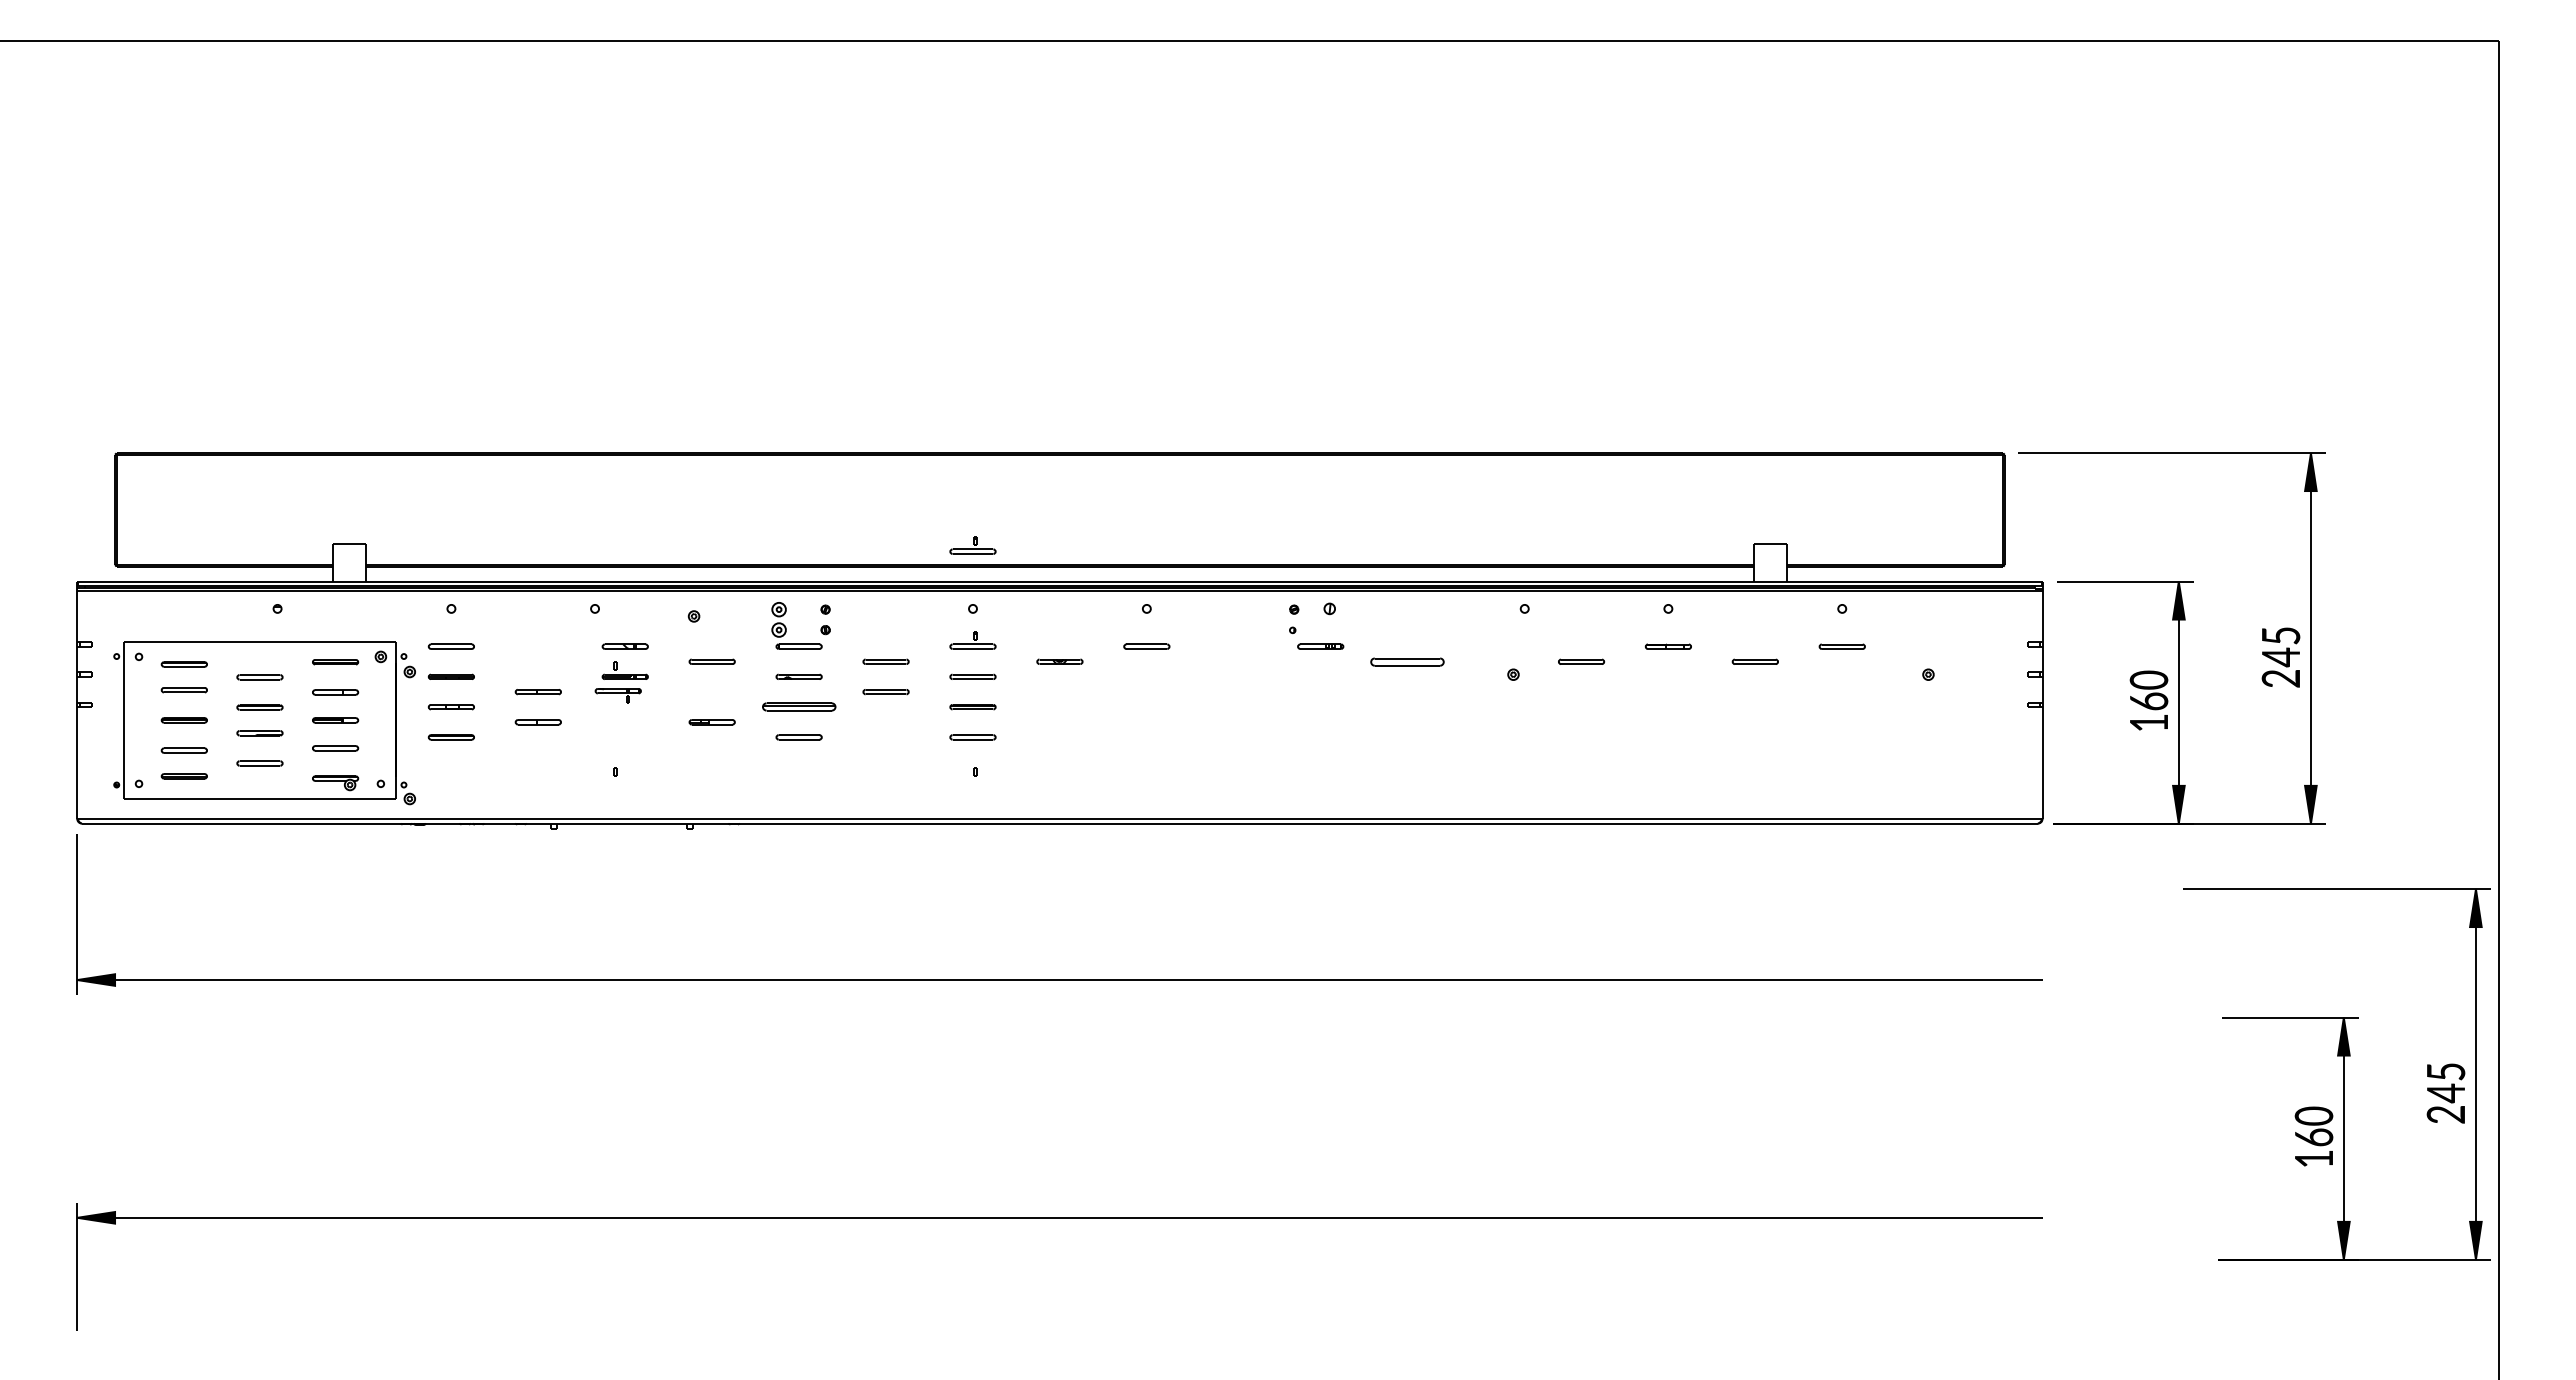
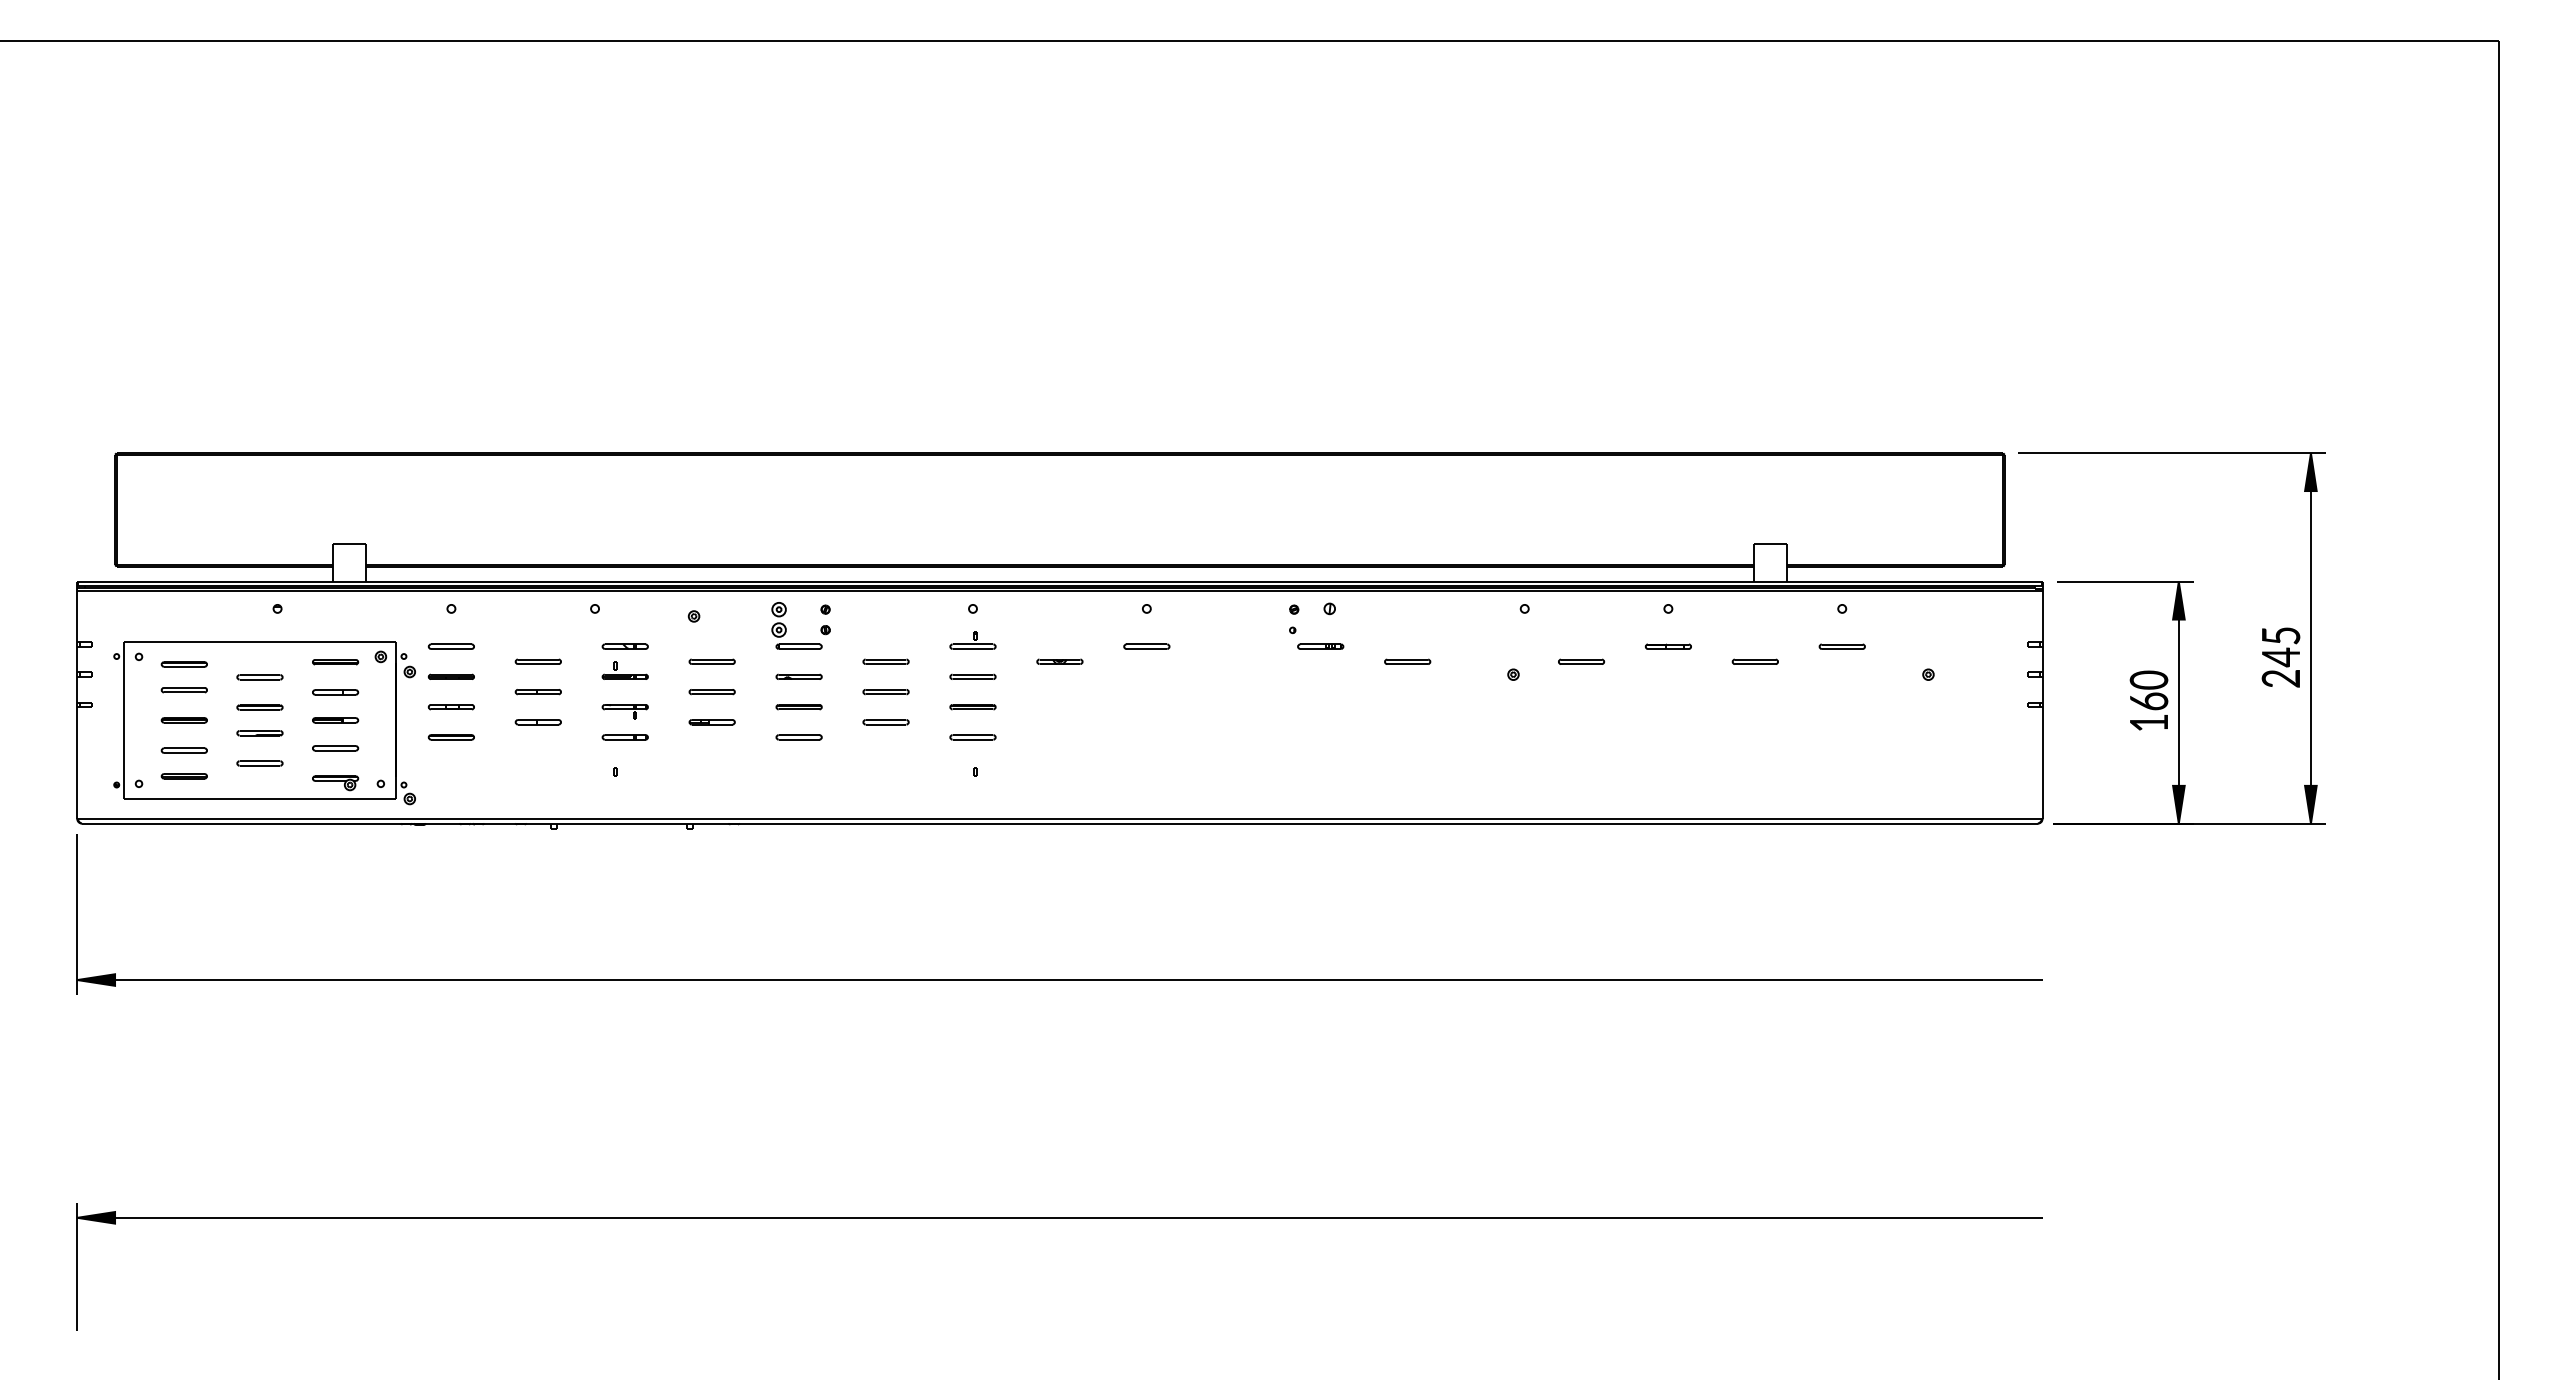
part: present -> none (972, 545)
part: none -> present (537, 661)
part size: 75x10 px -> 48x7 px (1407, 661)
part: none -> present (711, 692)
part position: (617, 695) -> (624, 711) (624, 711)
part size: 75x10 px -> 48x7 px (798, 707)
part: none -> present (885, 722)
part: none -> present (624, 737)
part: present -> none (2343, 1074)
